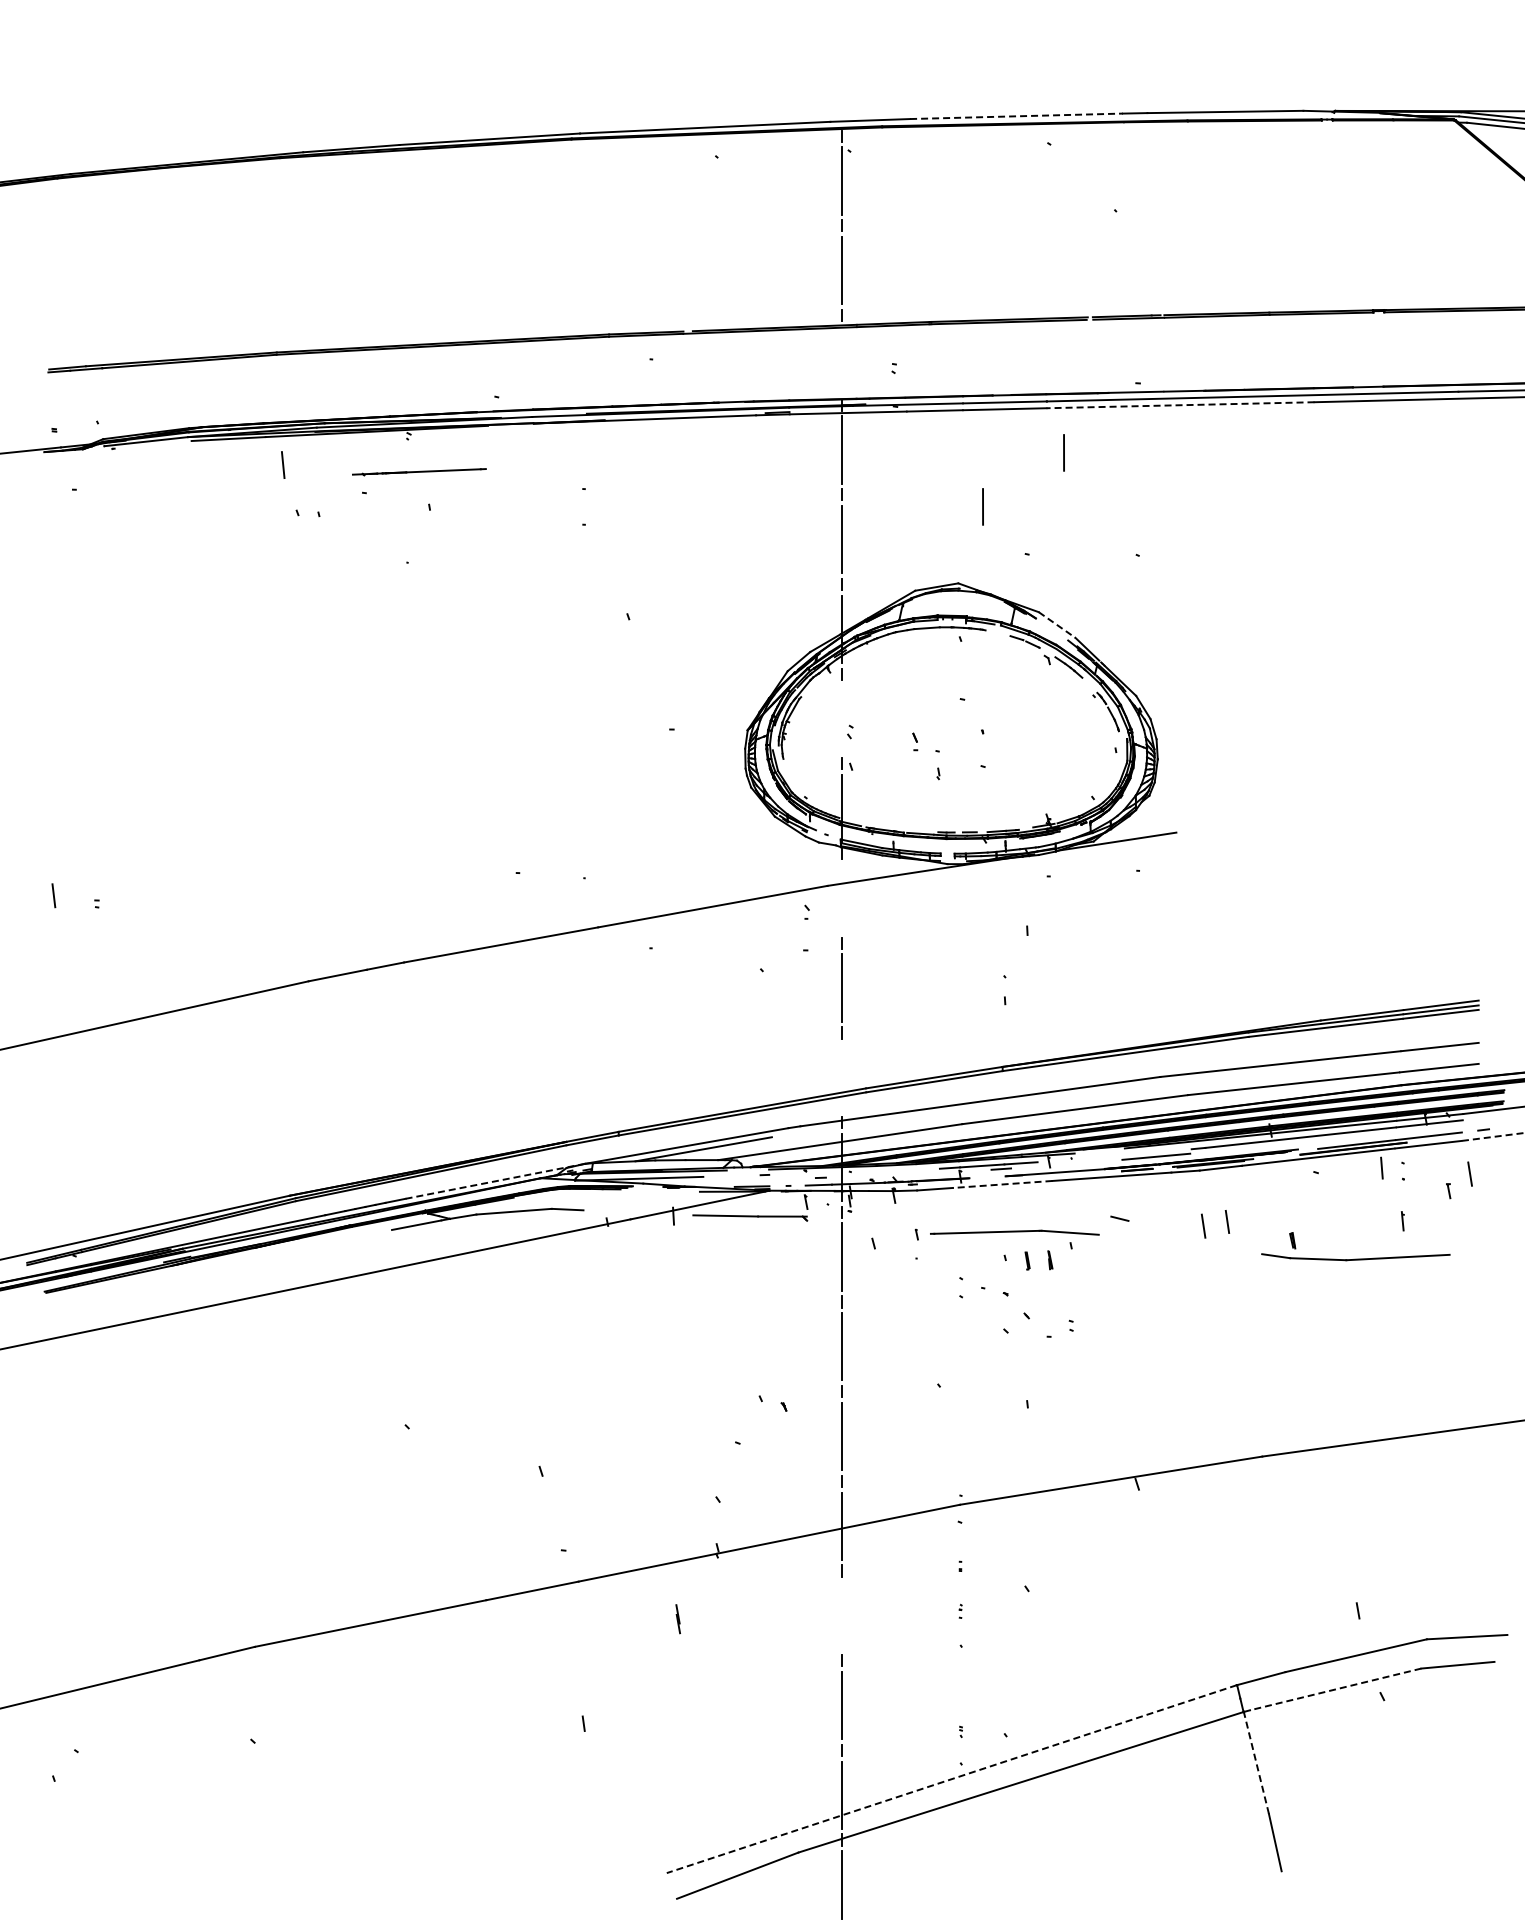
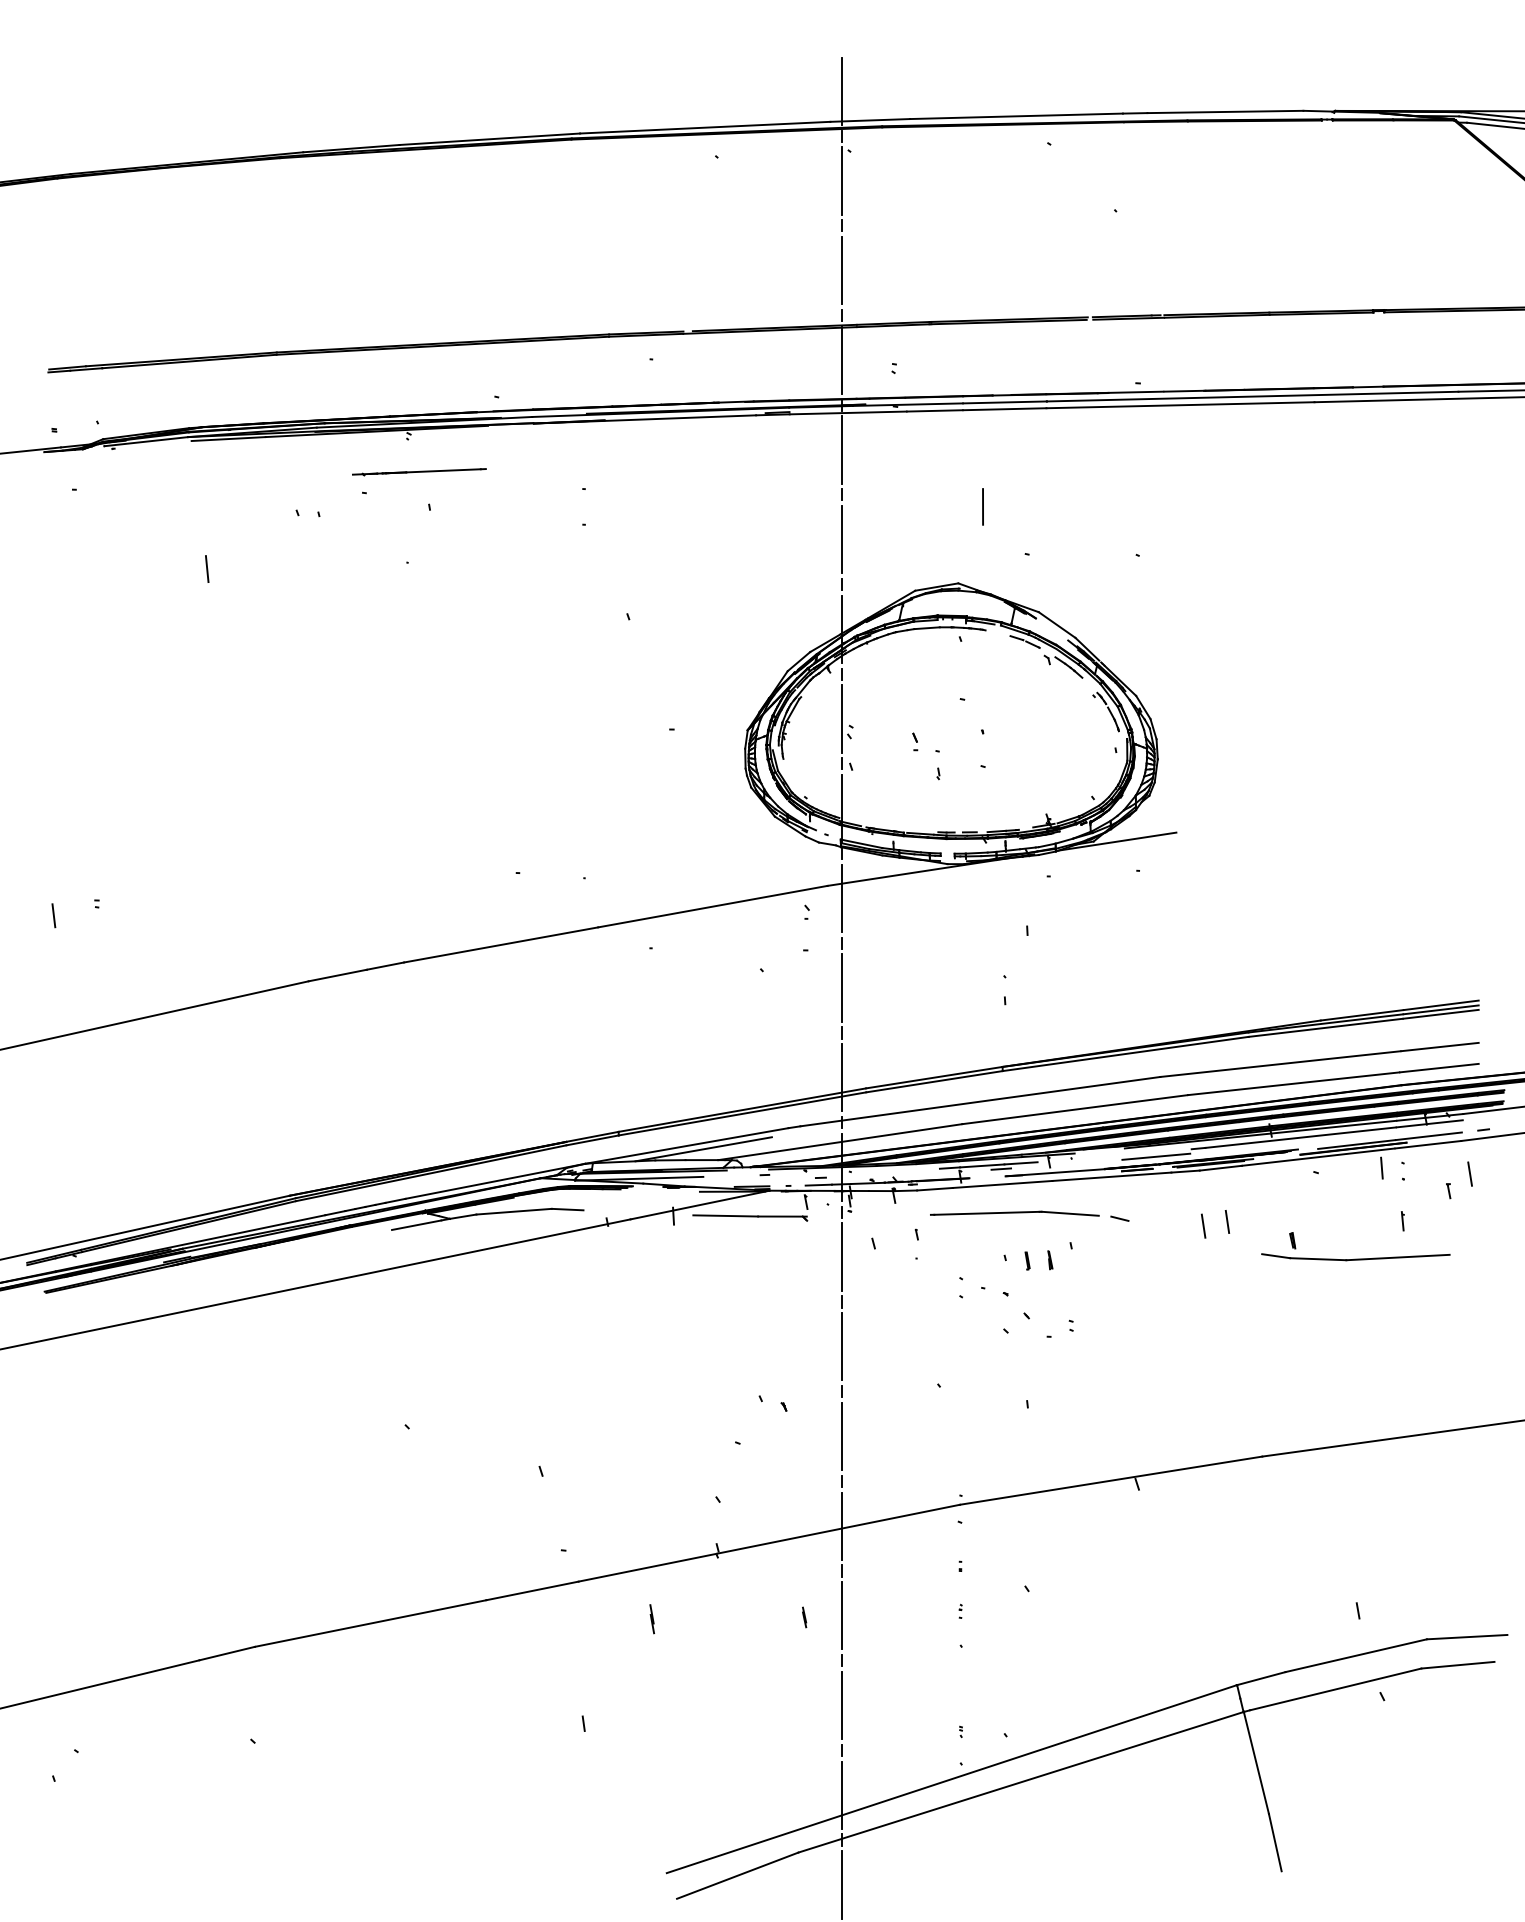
line: none -> present (842, 90)
line: dashed -> solid (1017, 116)
line: none -> present (842, 359)
line: dashed -> solid (1180, 405)
line: present -> none (1063, 452)
line position: (283, 464) -> (207, 568) (207, 568)
line: dashed -> solid (1057, 625)
line: none -> present (842, 718)
line position: (53, 895) -> (53, 915) (53, 915)
line: none -> present (842, 898)
line: none -> present (842, 1077)
line: dashed -> solid (1492, 1136)
line: dashed -> solid (495, 1181)
line: dashed -> solid (1002, 1184)
part position: (1014, 1232) -> (1014, 1213) (1014, 1213)
line: none -> present (842, 1615)
line: none -> present (804, 1617)
line position: (677, 1619) -> (651, 1619) (651, 1619)
line: dashed -> solid (1335, 1689)
line: dashed -> solid (1256, 1762)
line: dashed -> solid (951, 1779)
